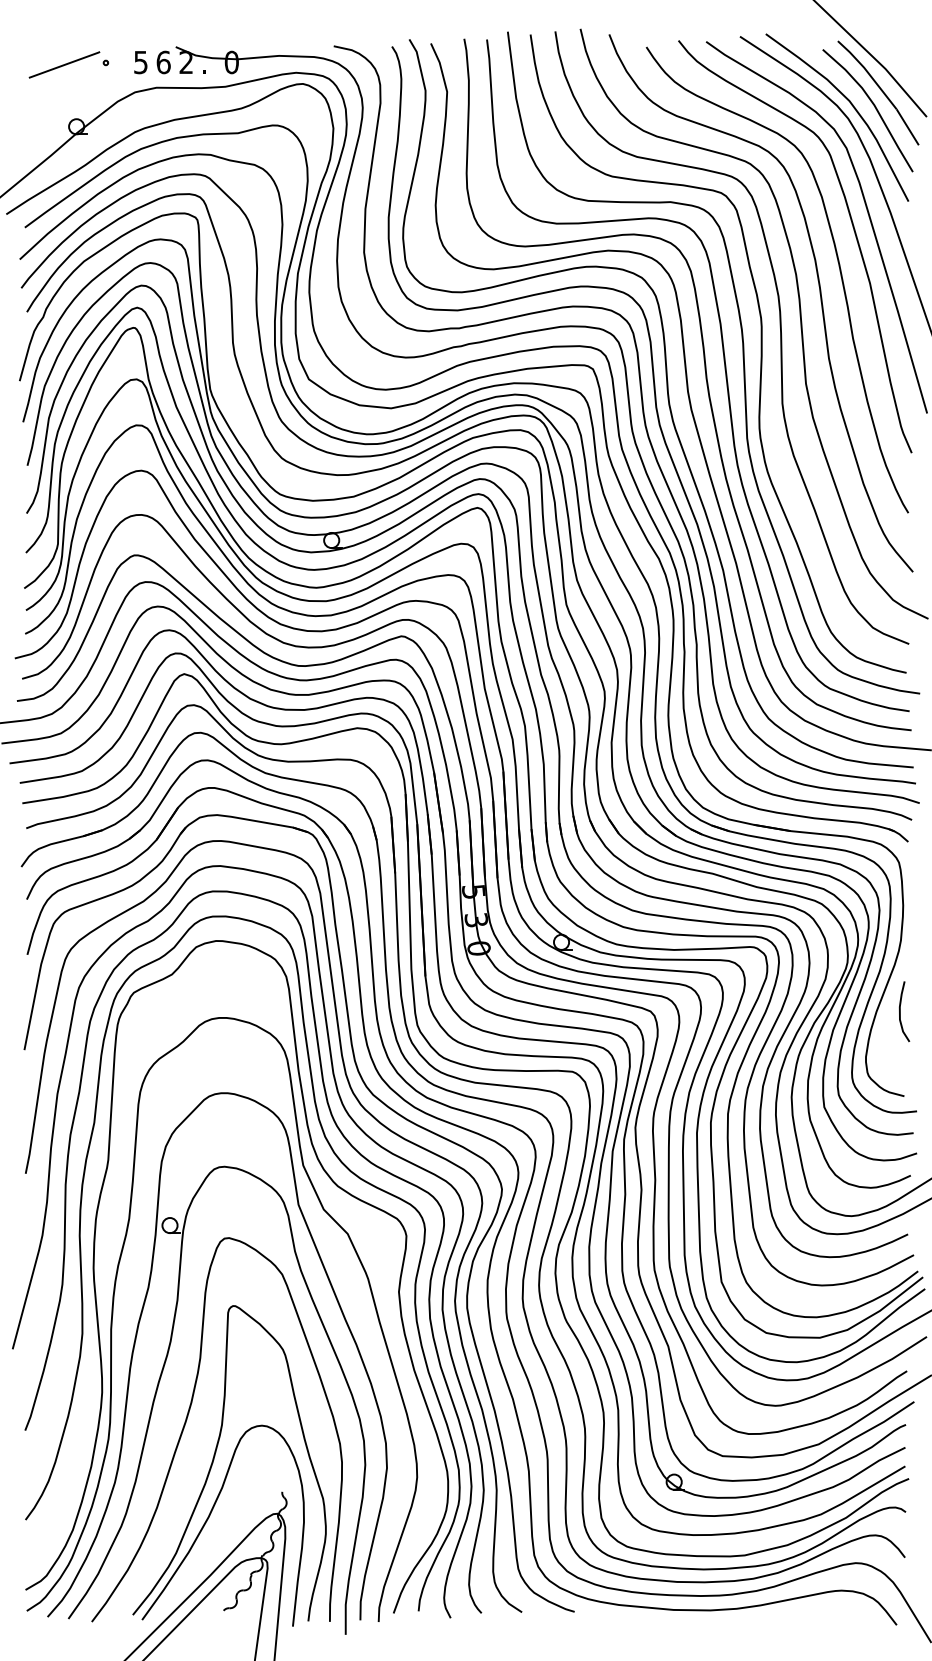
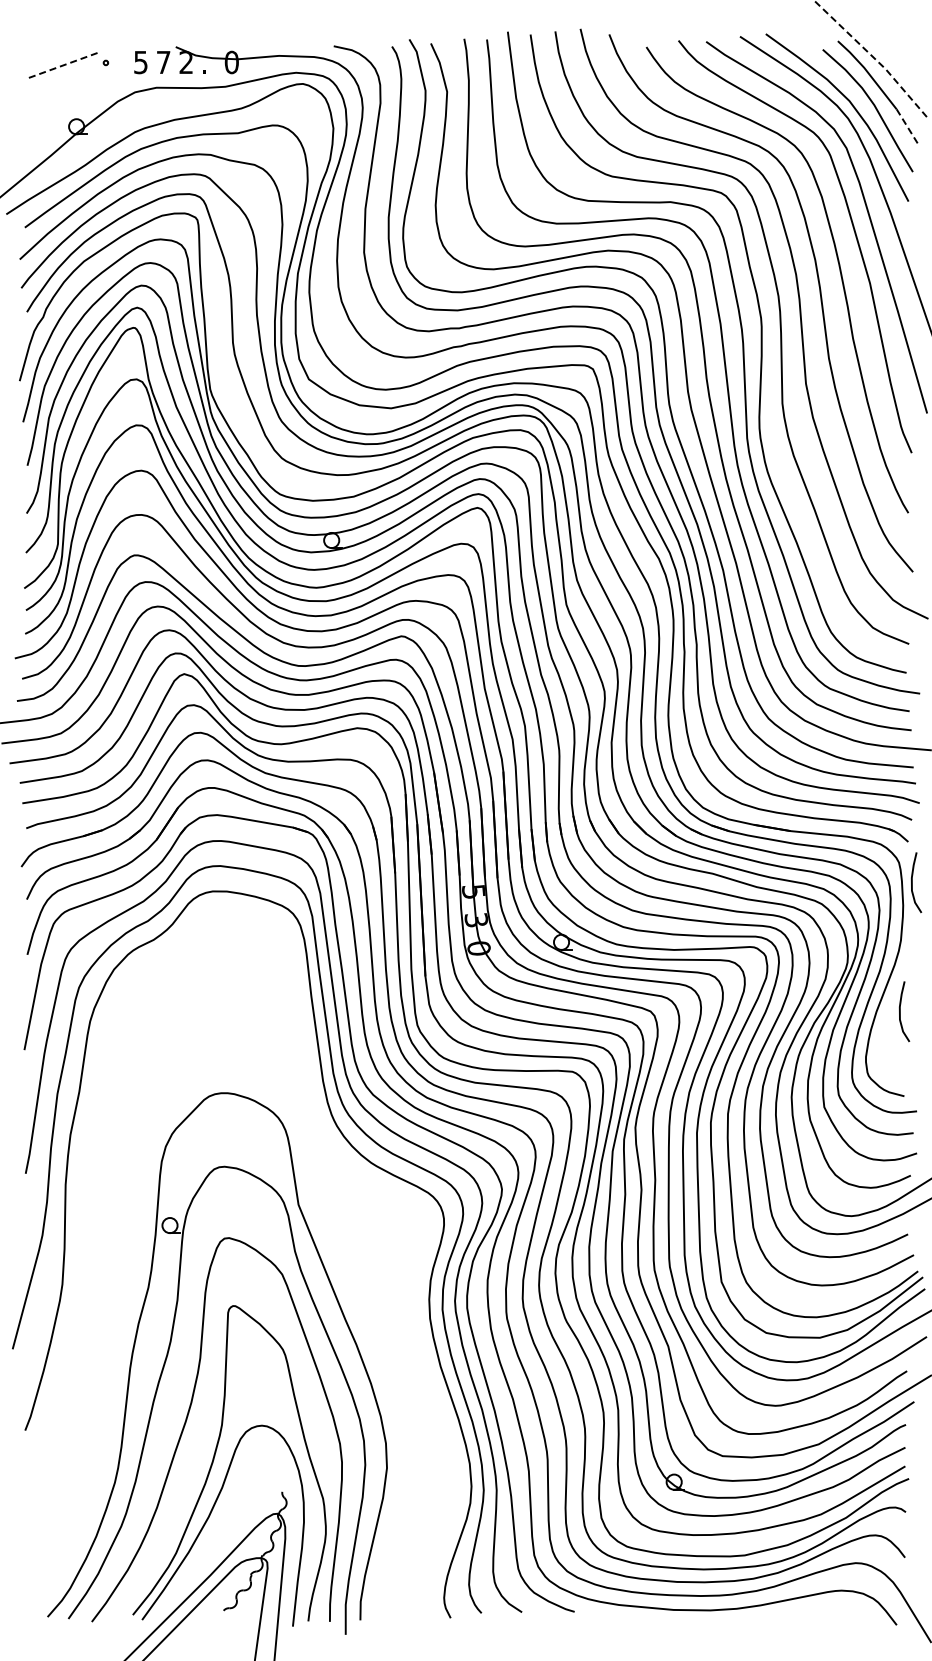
line: solid -> dashed (872, 56)
text: 6 -> 7 (163, 62)
line: solid -> dashed (65, 64)
line: solid -> dashed (908, 127)
curve: none -> present (912, 882)
part: present -> none (322, 1209)
